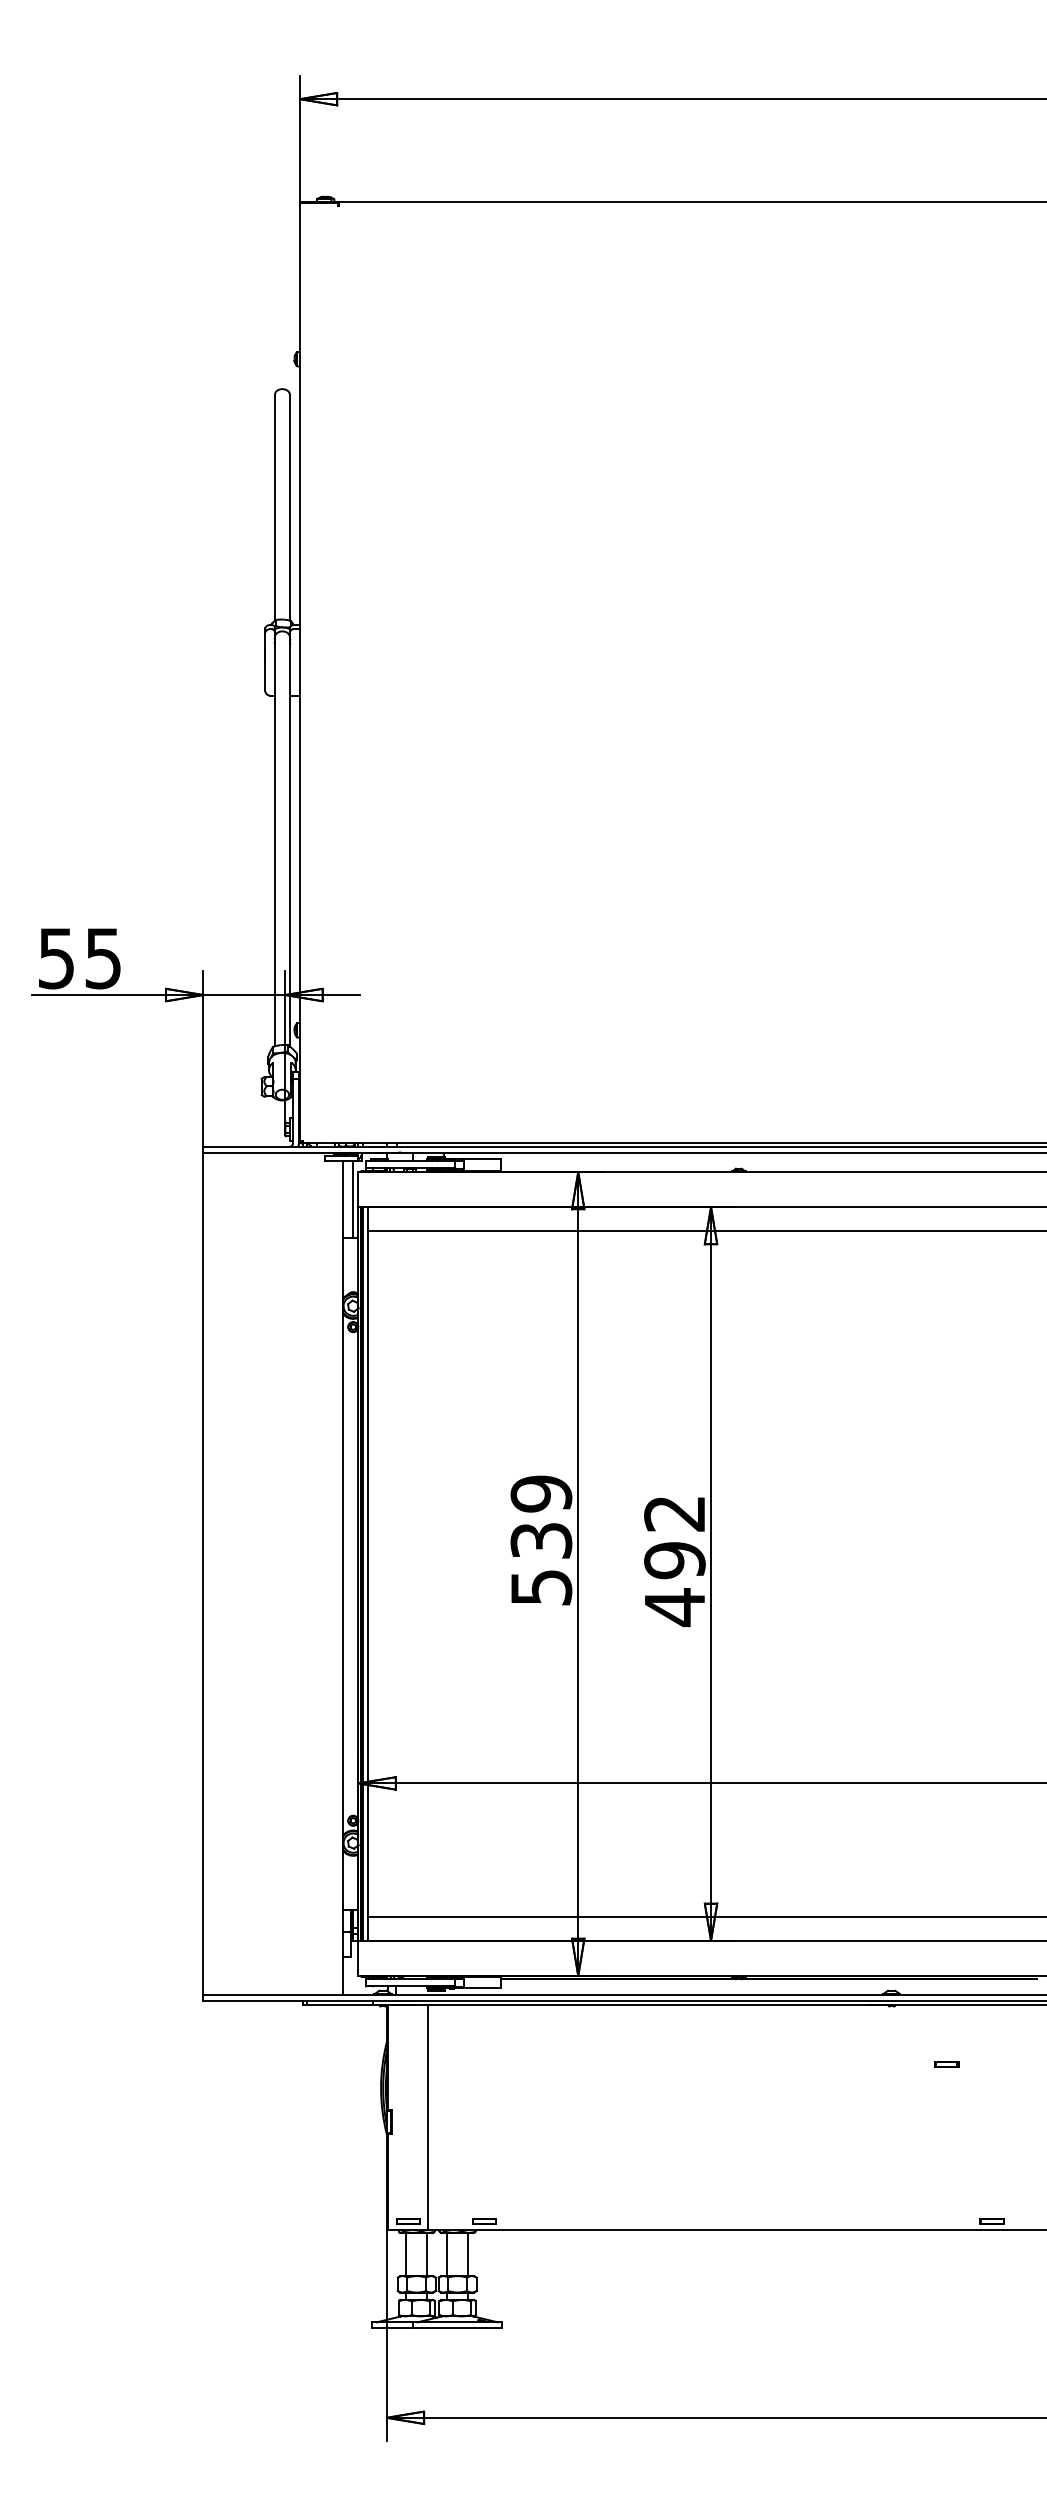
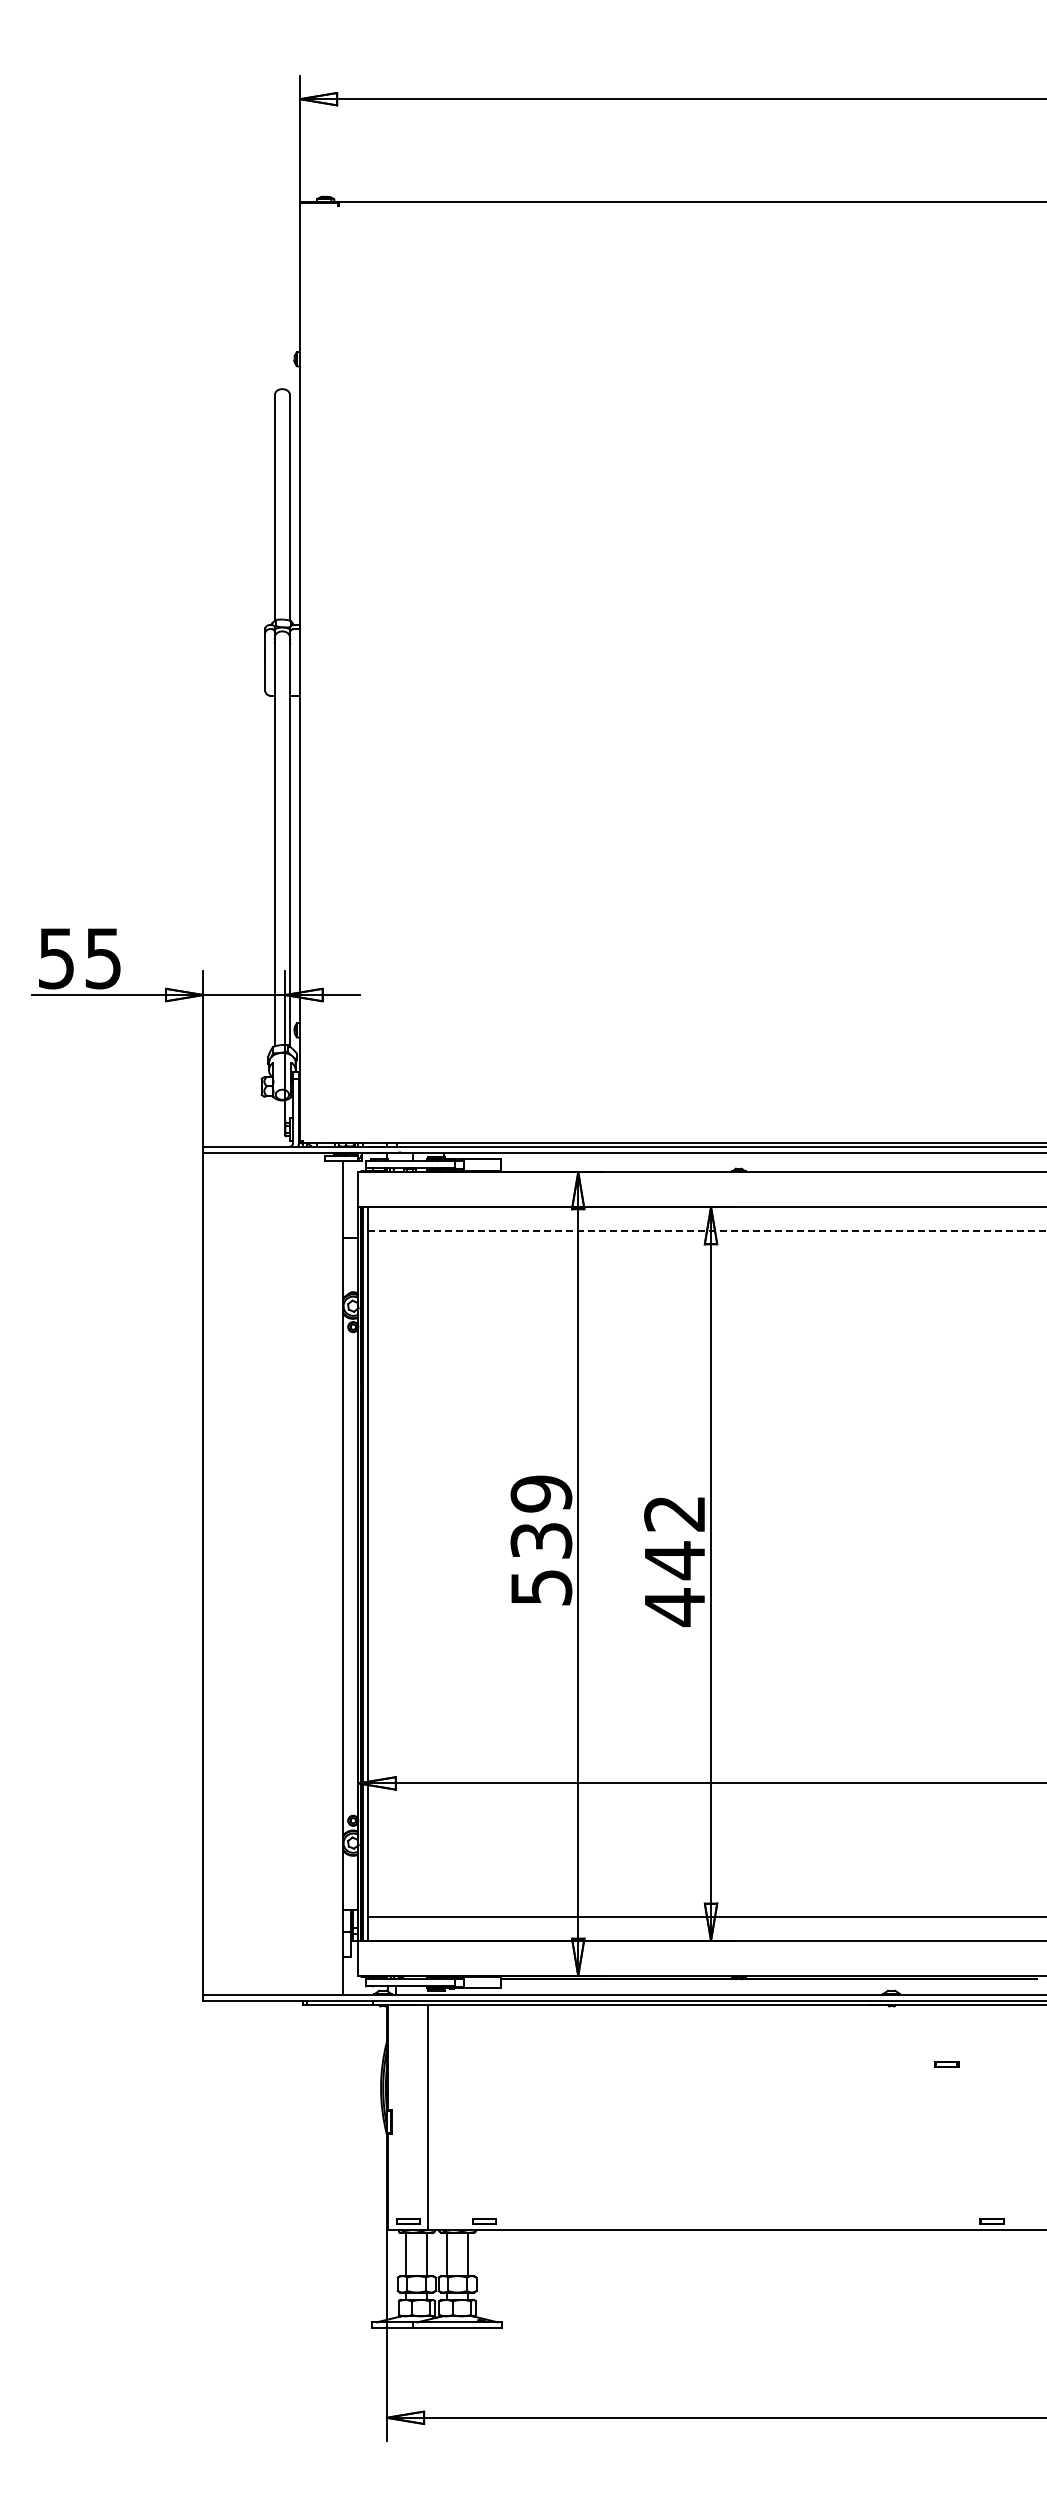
line: present -> none (352, 1199)
line: solid -> dashed (707, 1230)
text: 492 -> 442 (674, 1560)
